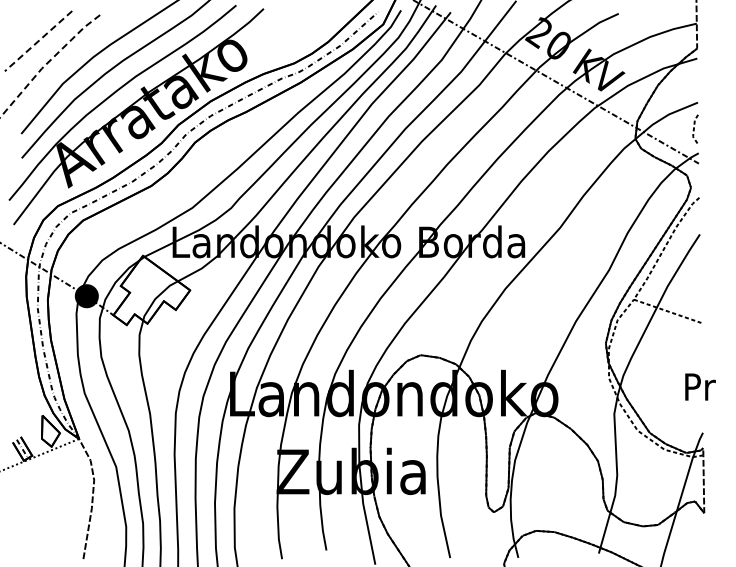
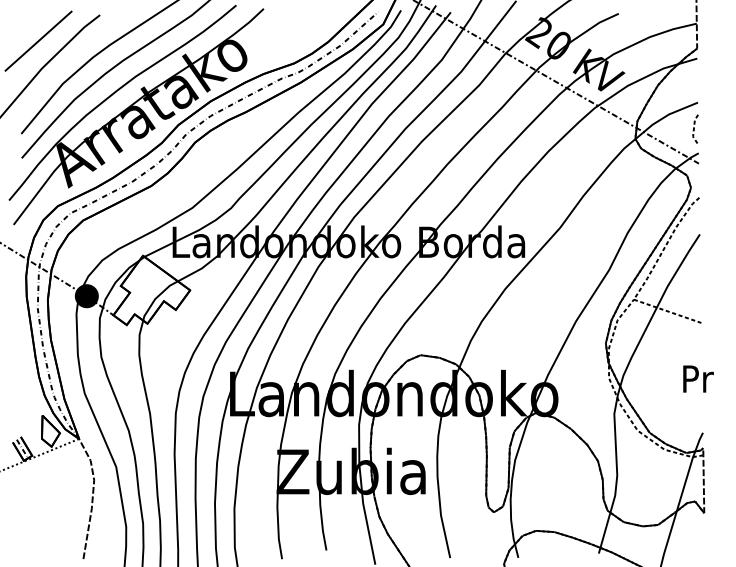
line: dashed -> solid (38, 41)
line: dashed -> solid (47, 63)
text position: (700, 386) -> (698, 378) (698, 378)
